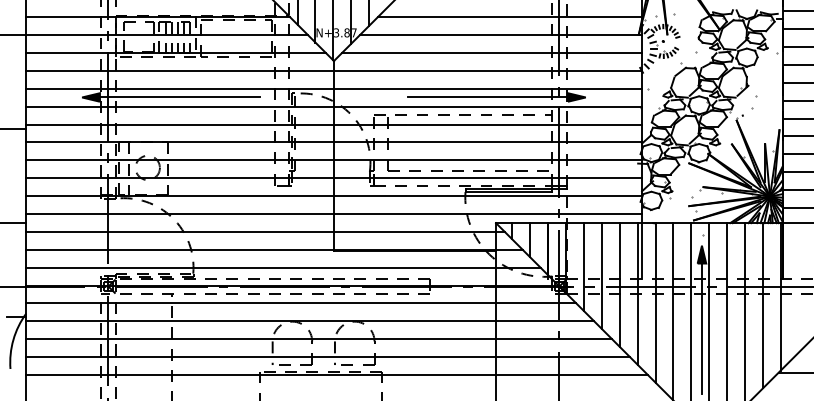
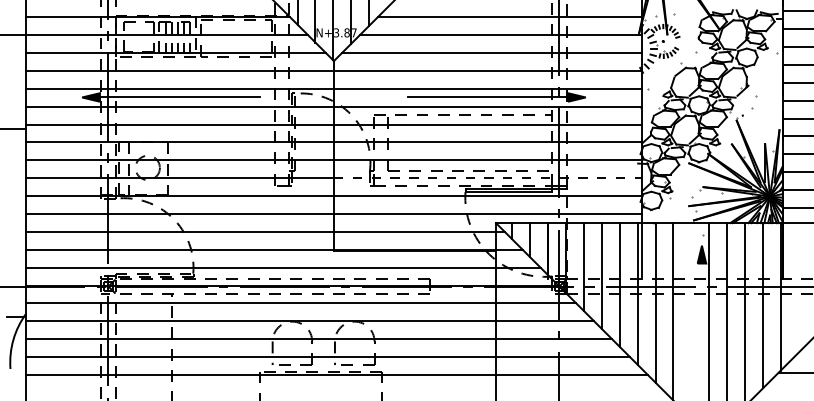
line: solid -> dashed (487, 178)
line: present -> none (14, 223)
line: present -> none (691, 310)
line: present -> none (701, 328)
